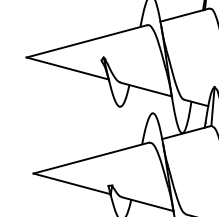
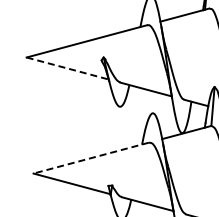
line: solid -> dashed (68, 68)
line: solid -> dashed (91, 158)
